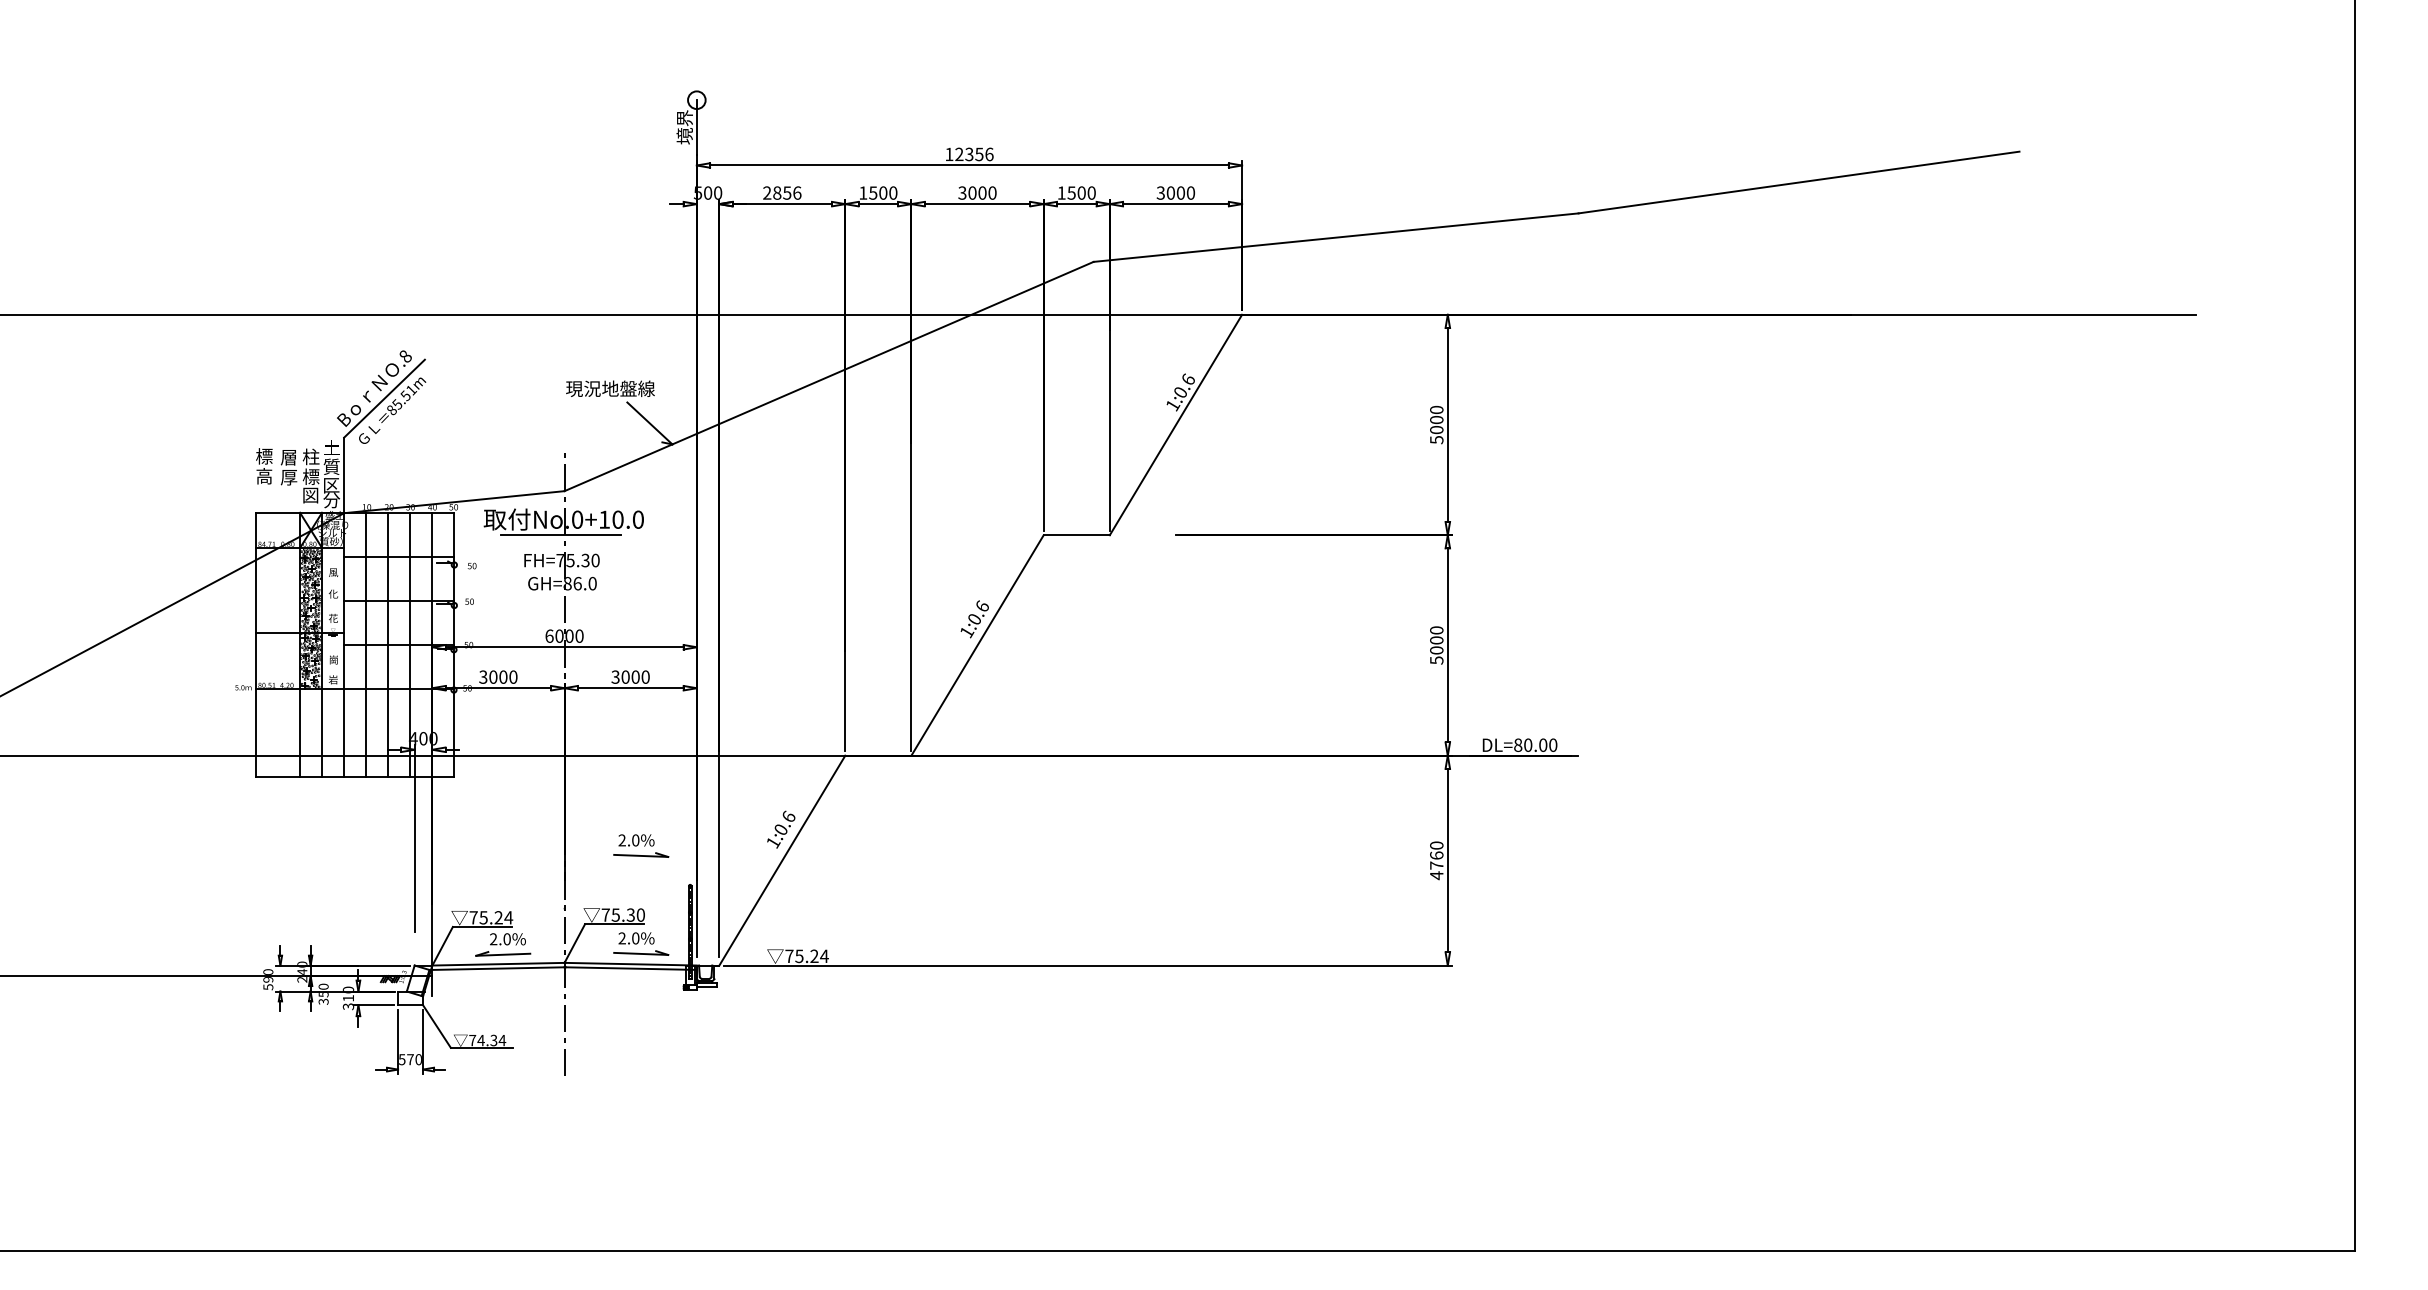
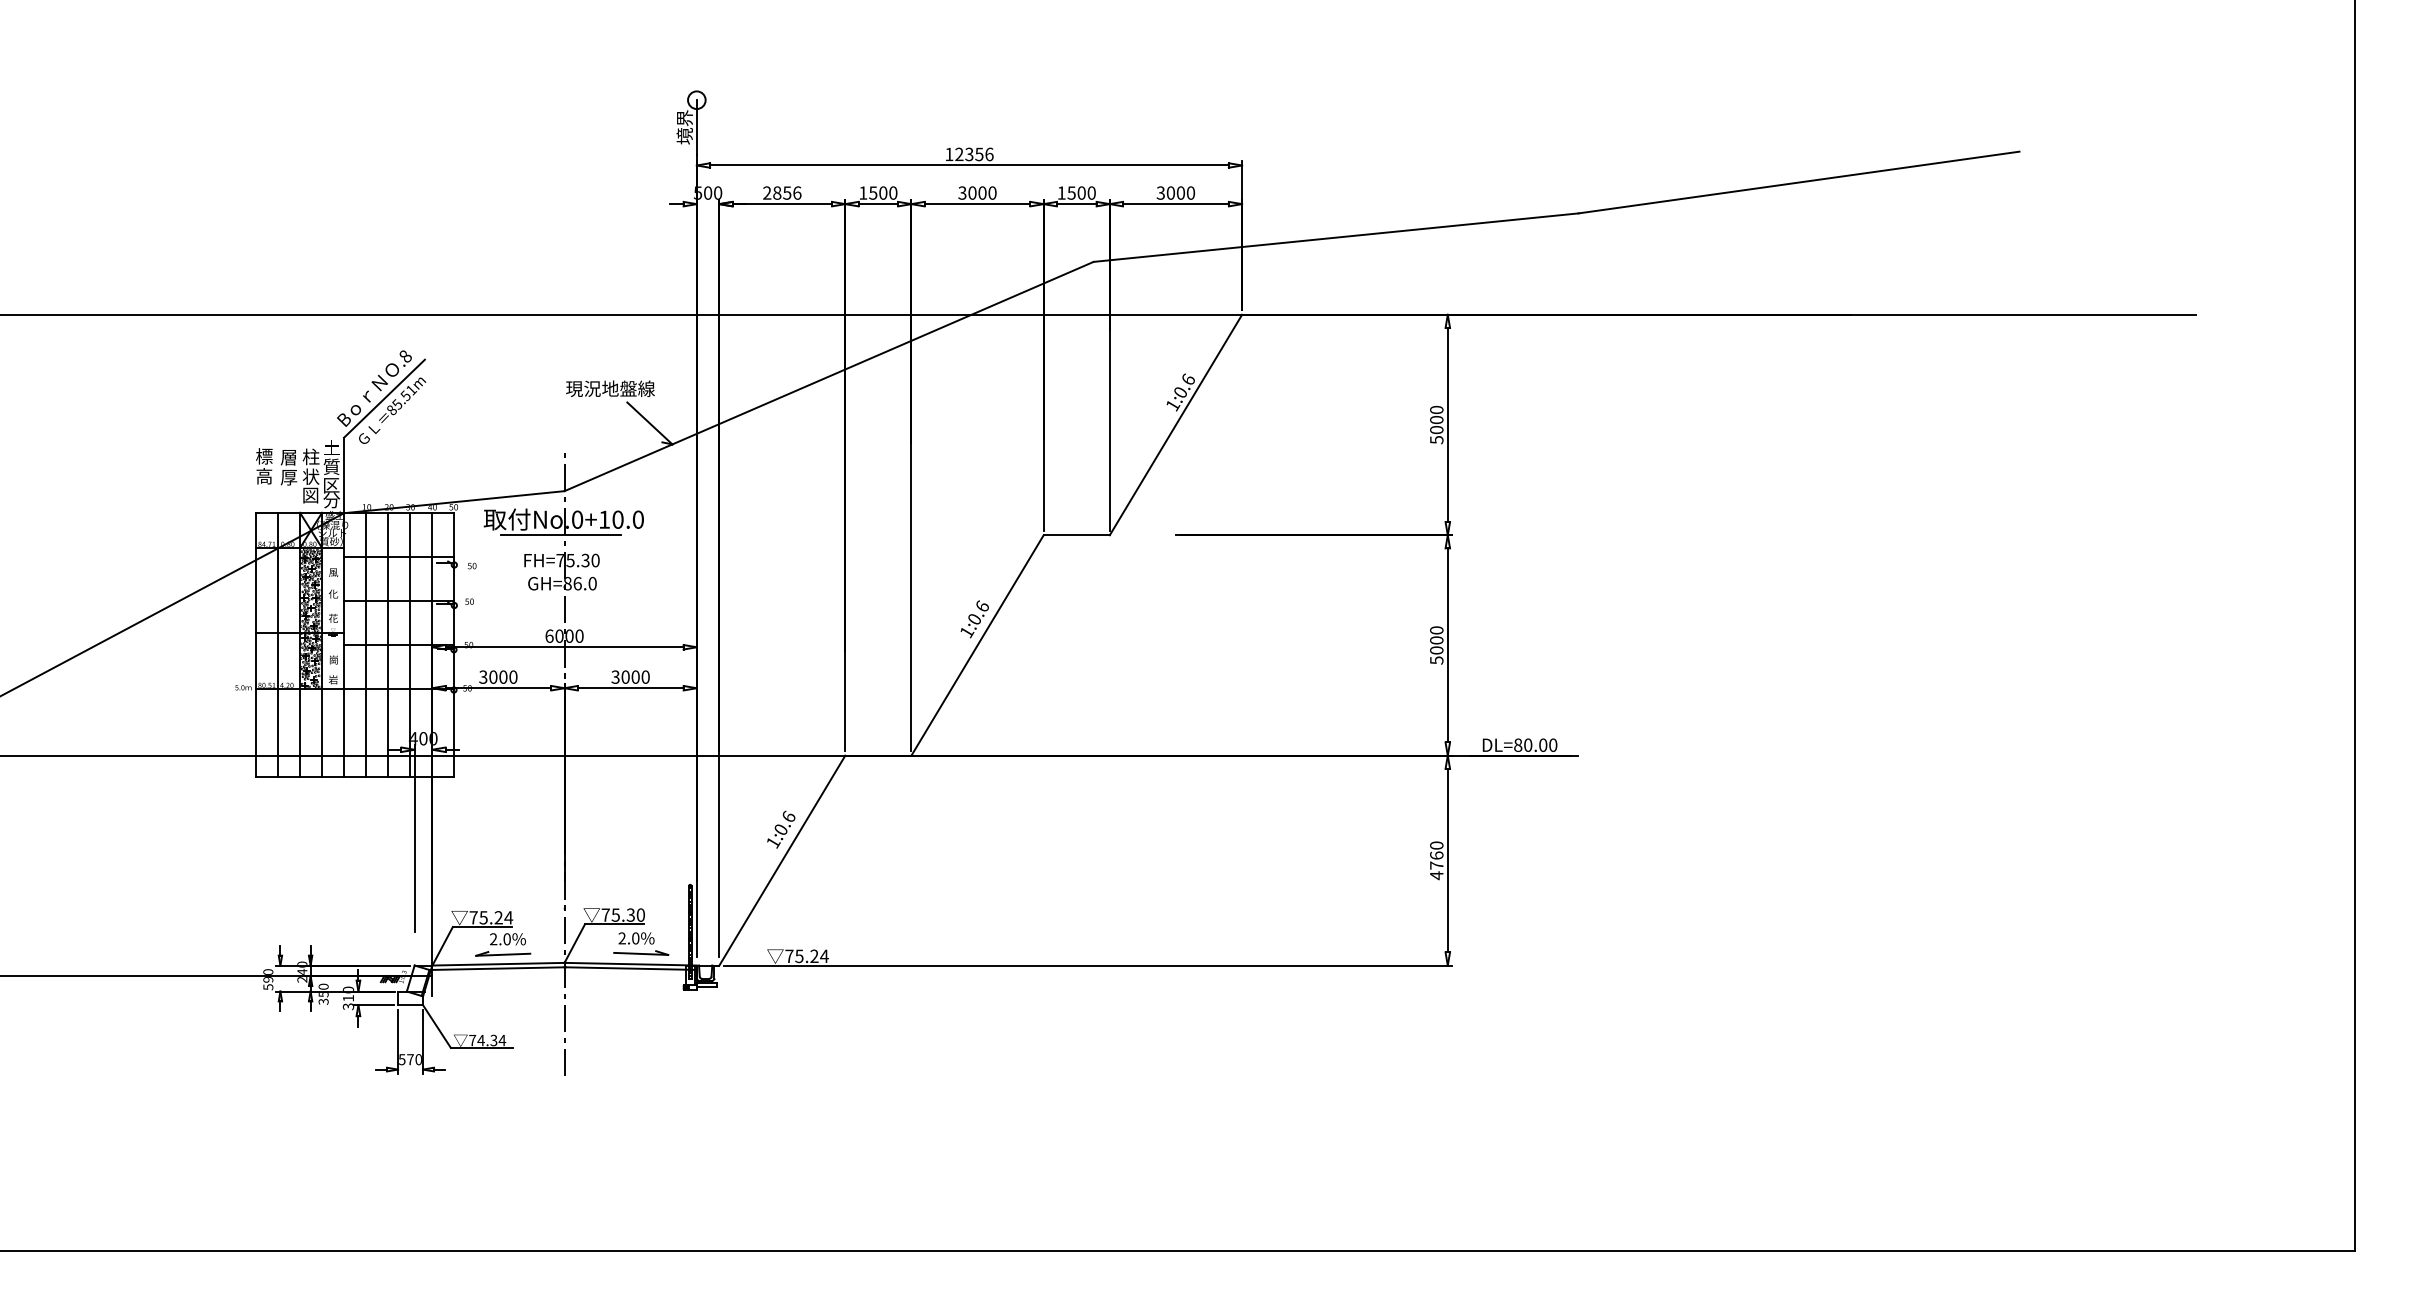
text: 標 -> 状 (311, 476)
line: none -> present (278, 644)
part: present -> none (641, 845)
